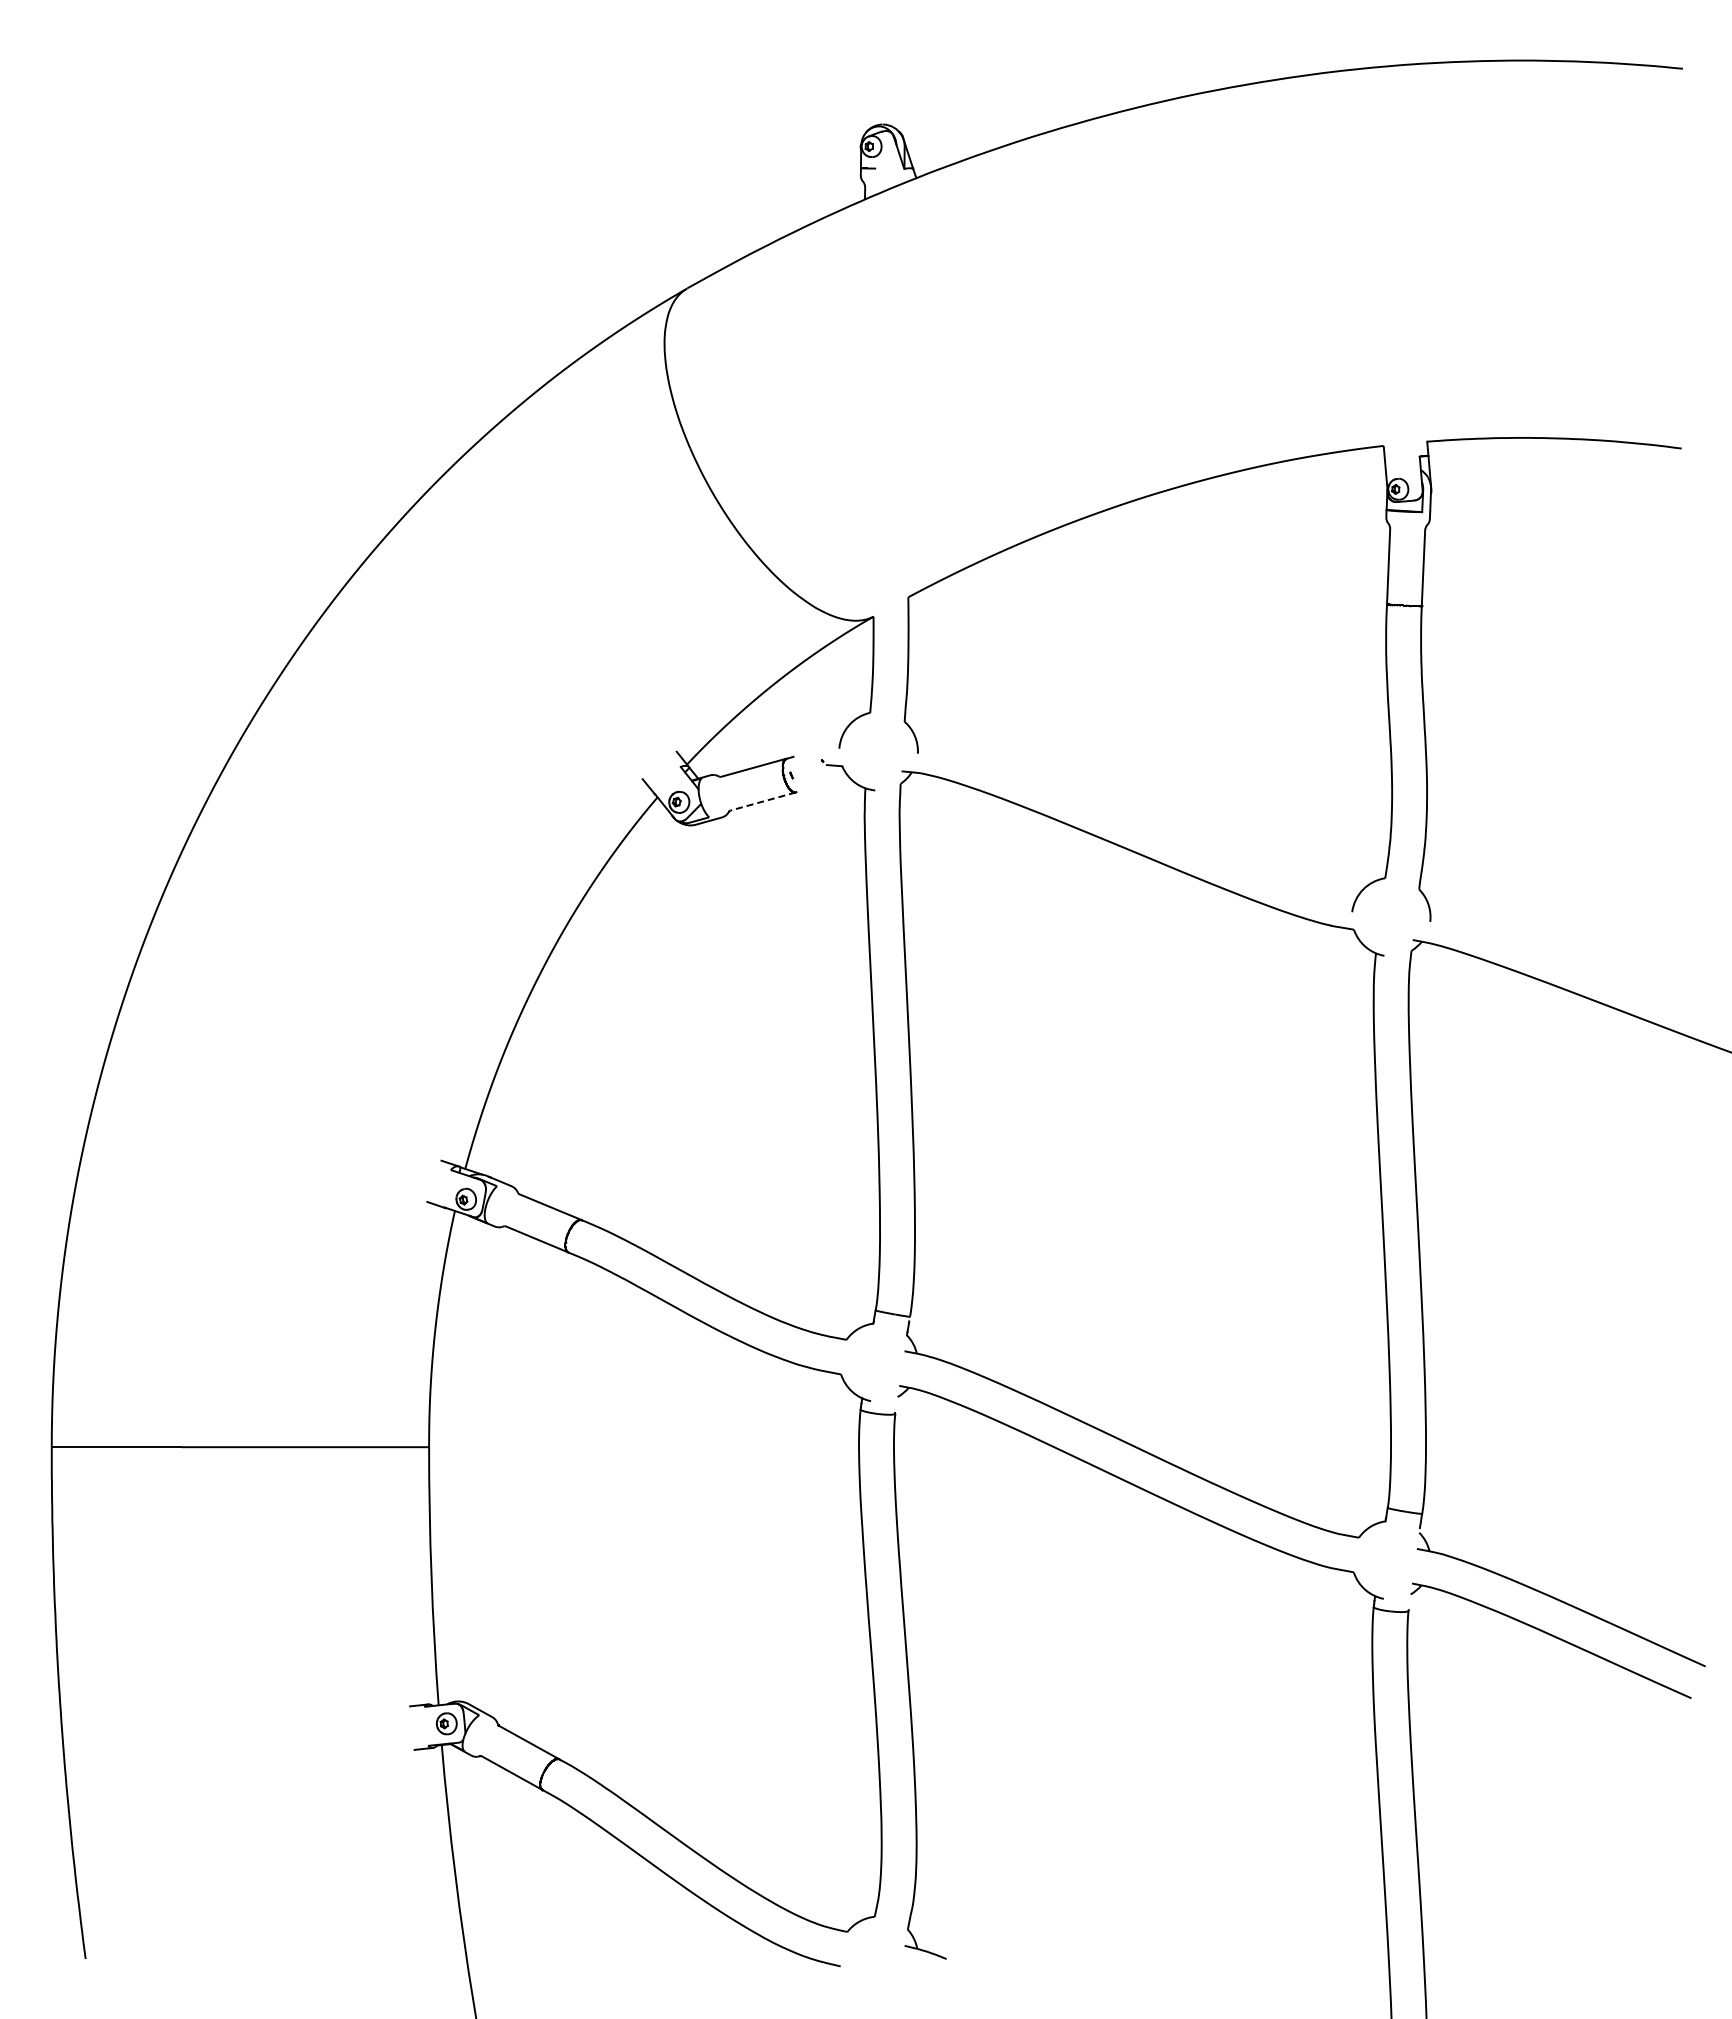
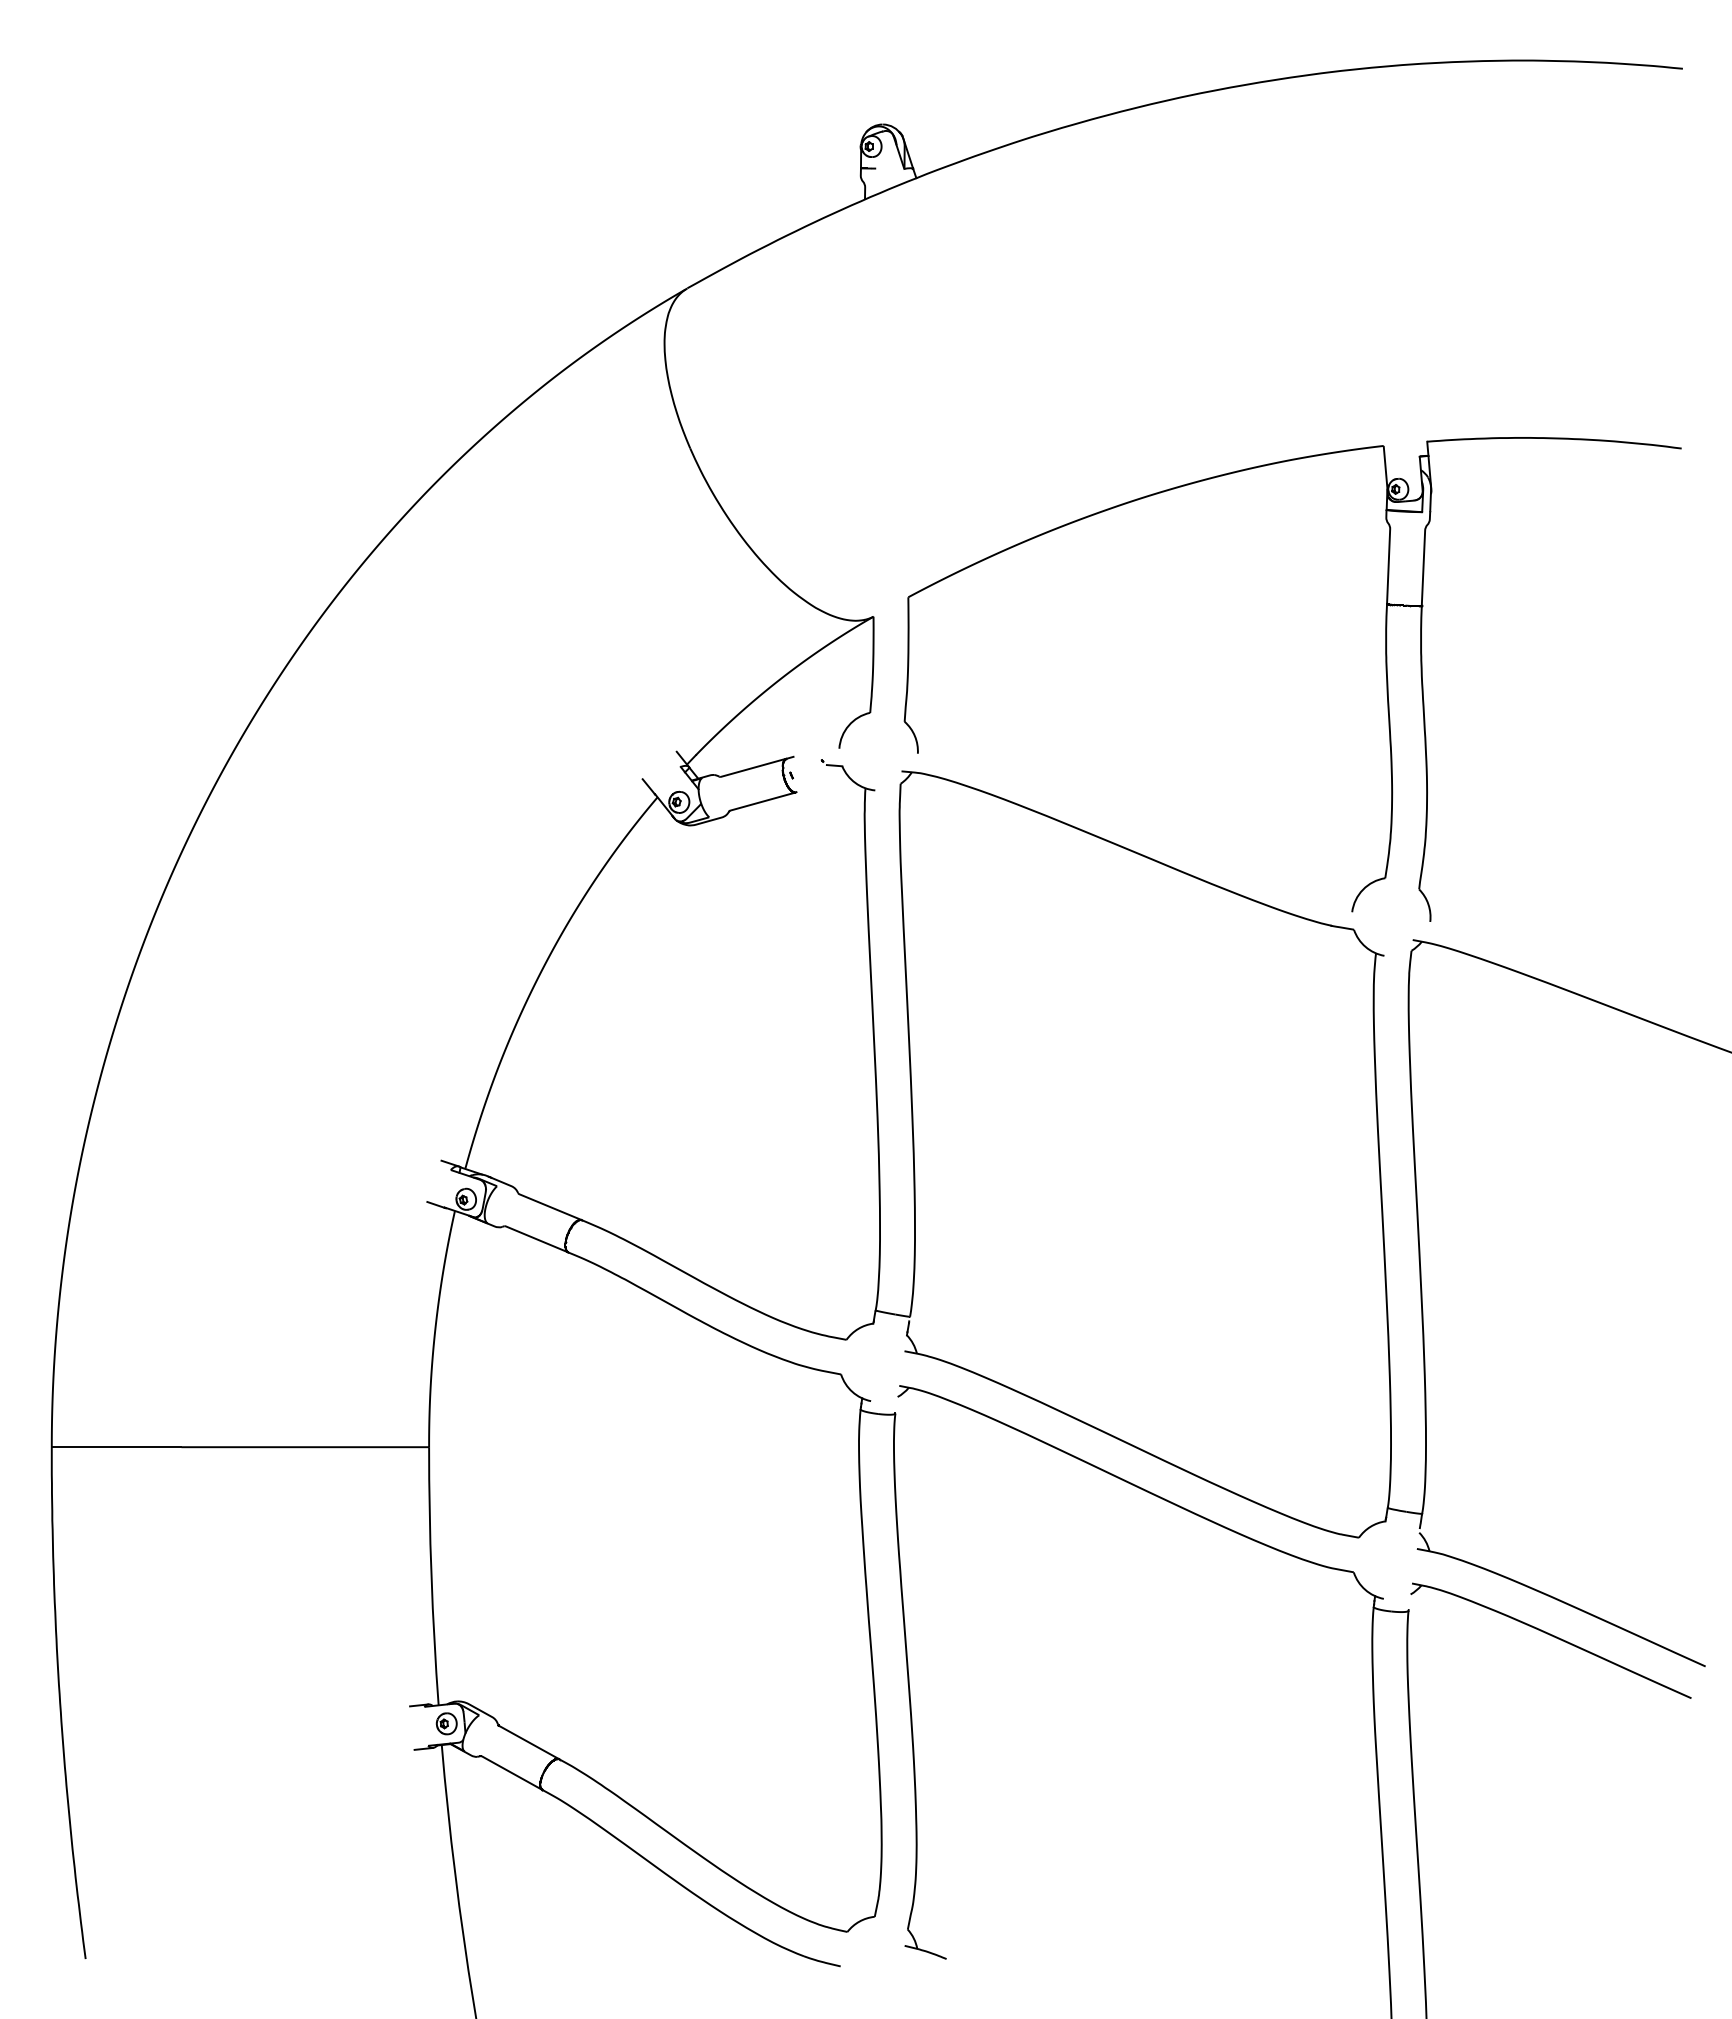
line: dashed -> solid (759, 802)
